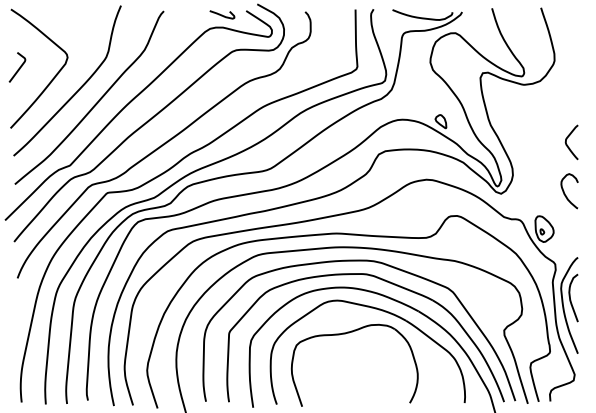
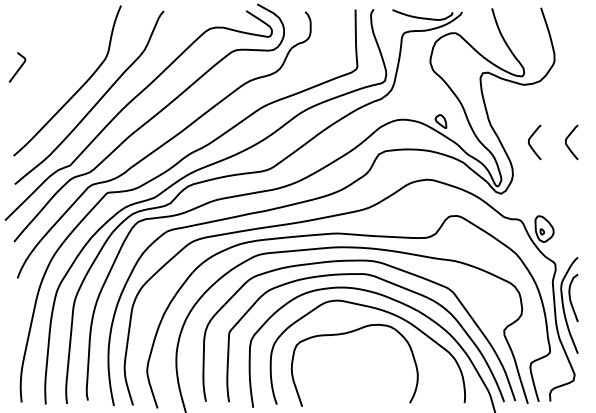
curve: present -> none (222, 14)
curve: present -> none (51, 79)
curve: none -> present (531, 145)
curve: present -> none (565, 193)
